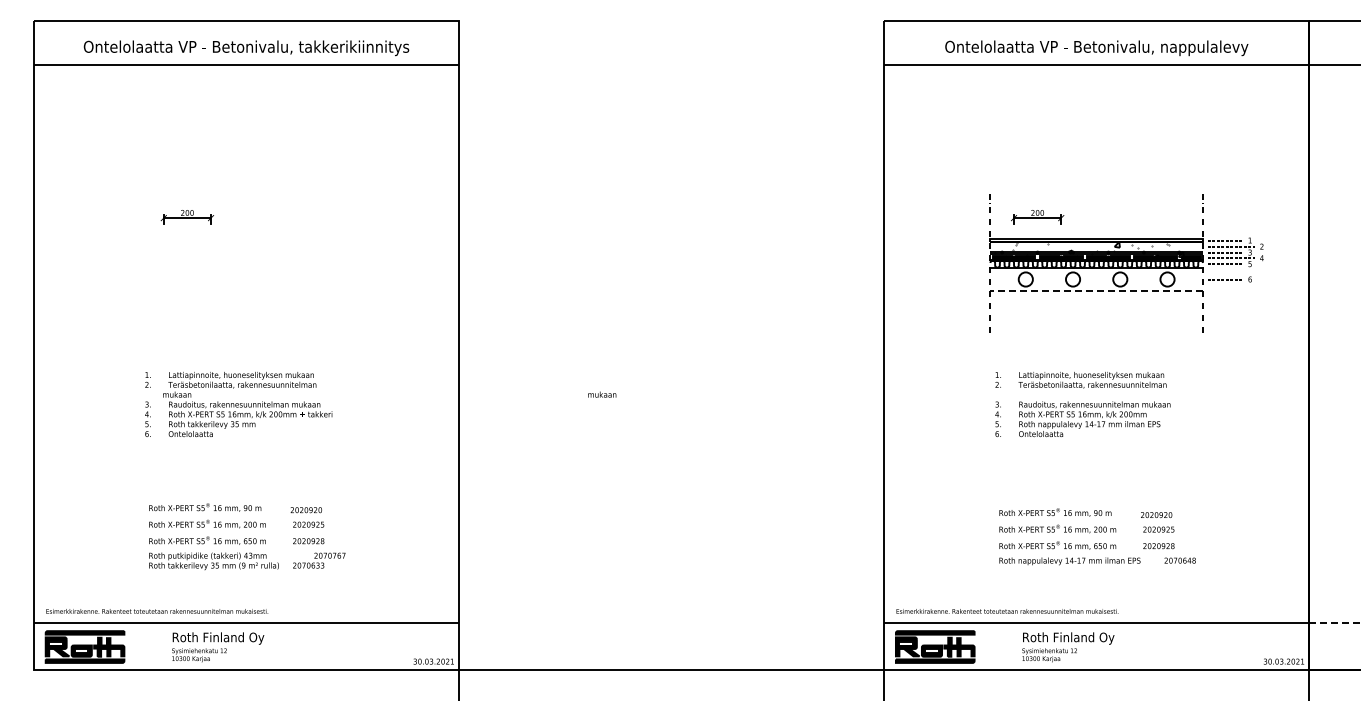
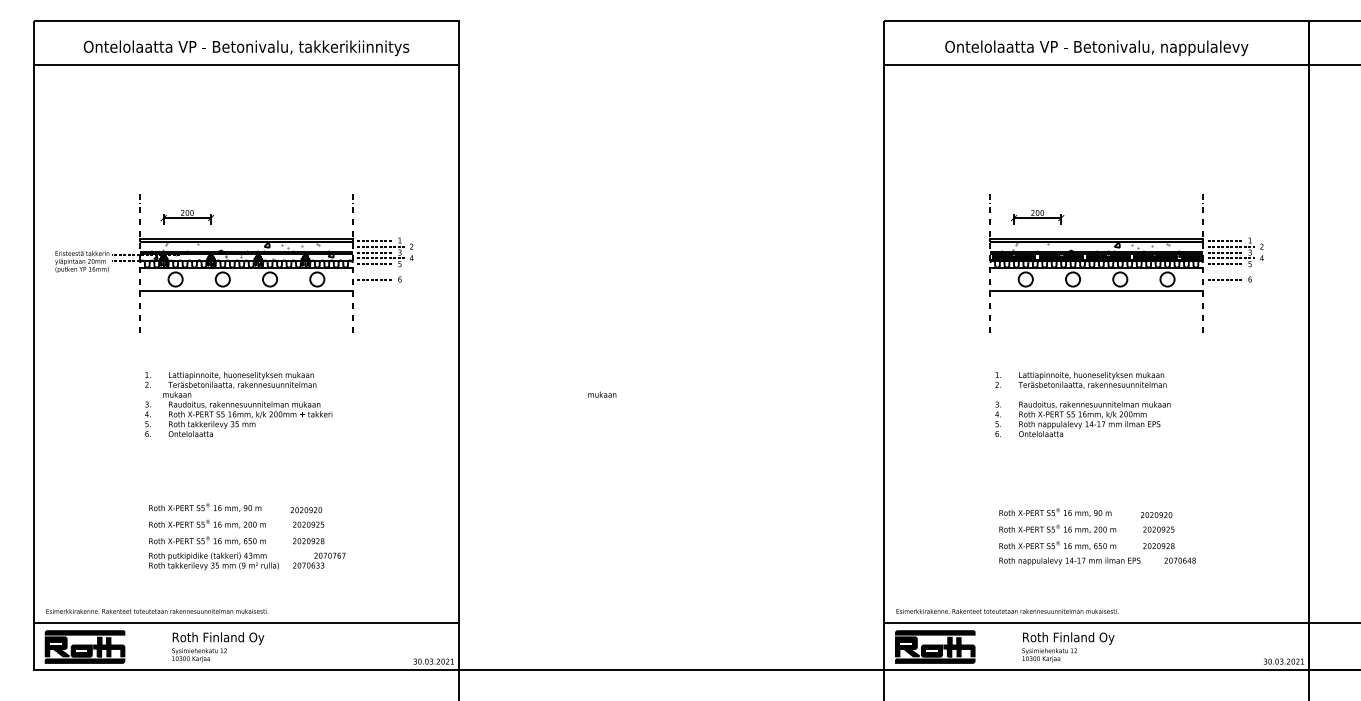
part: none -> present (234, 263)
line: dashed -> solid (1096, 291)
line: dashed -> solid (1335, 623)
